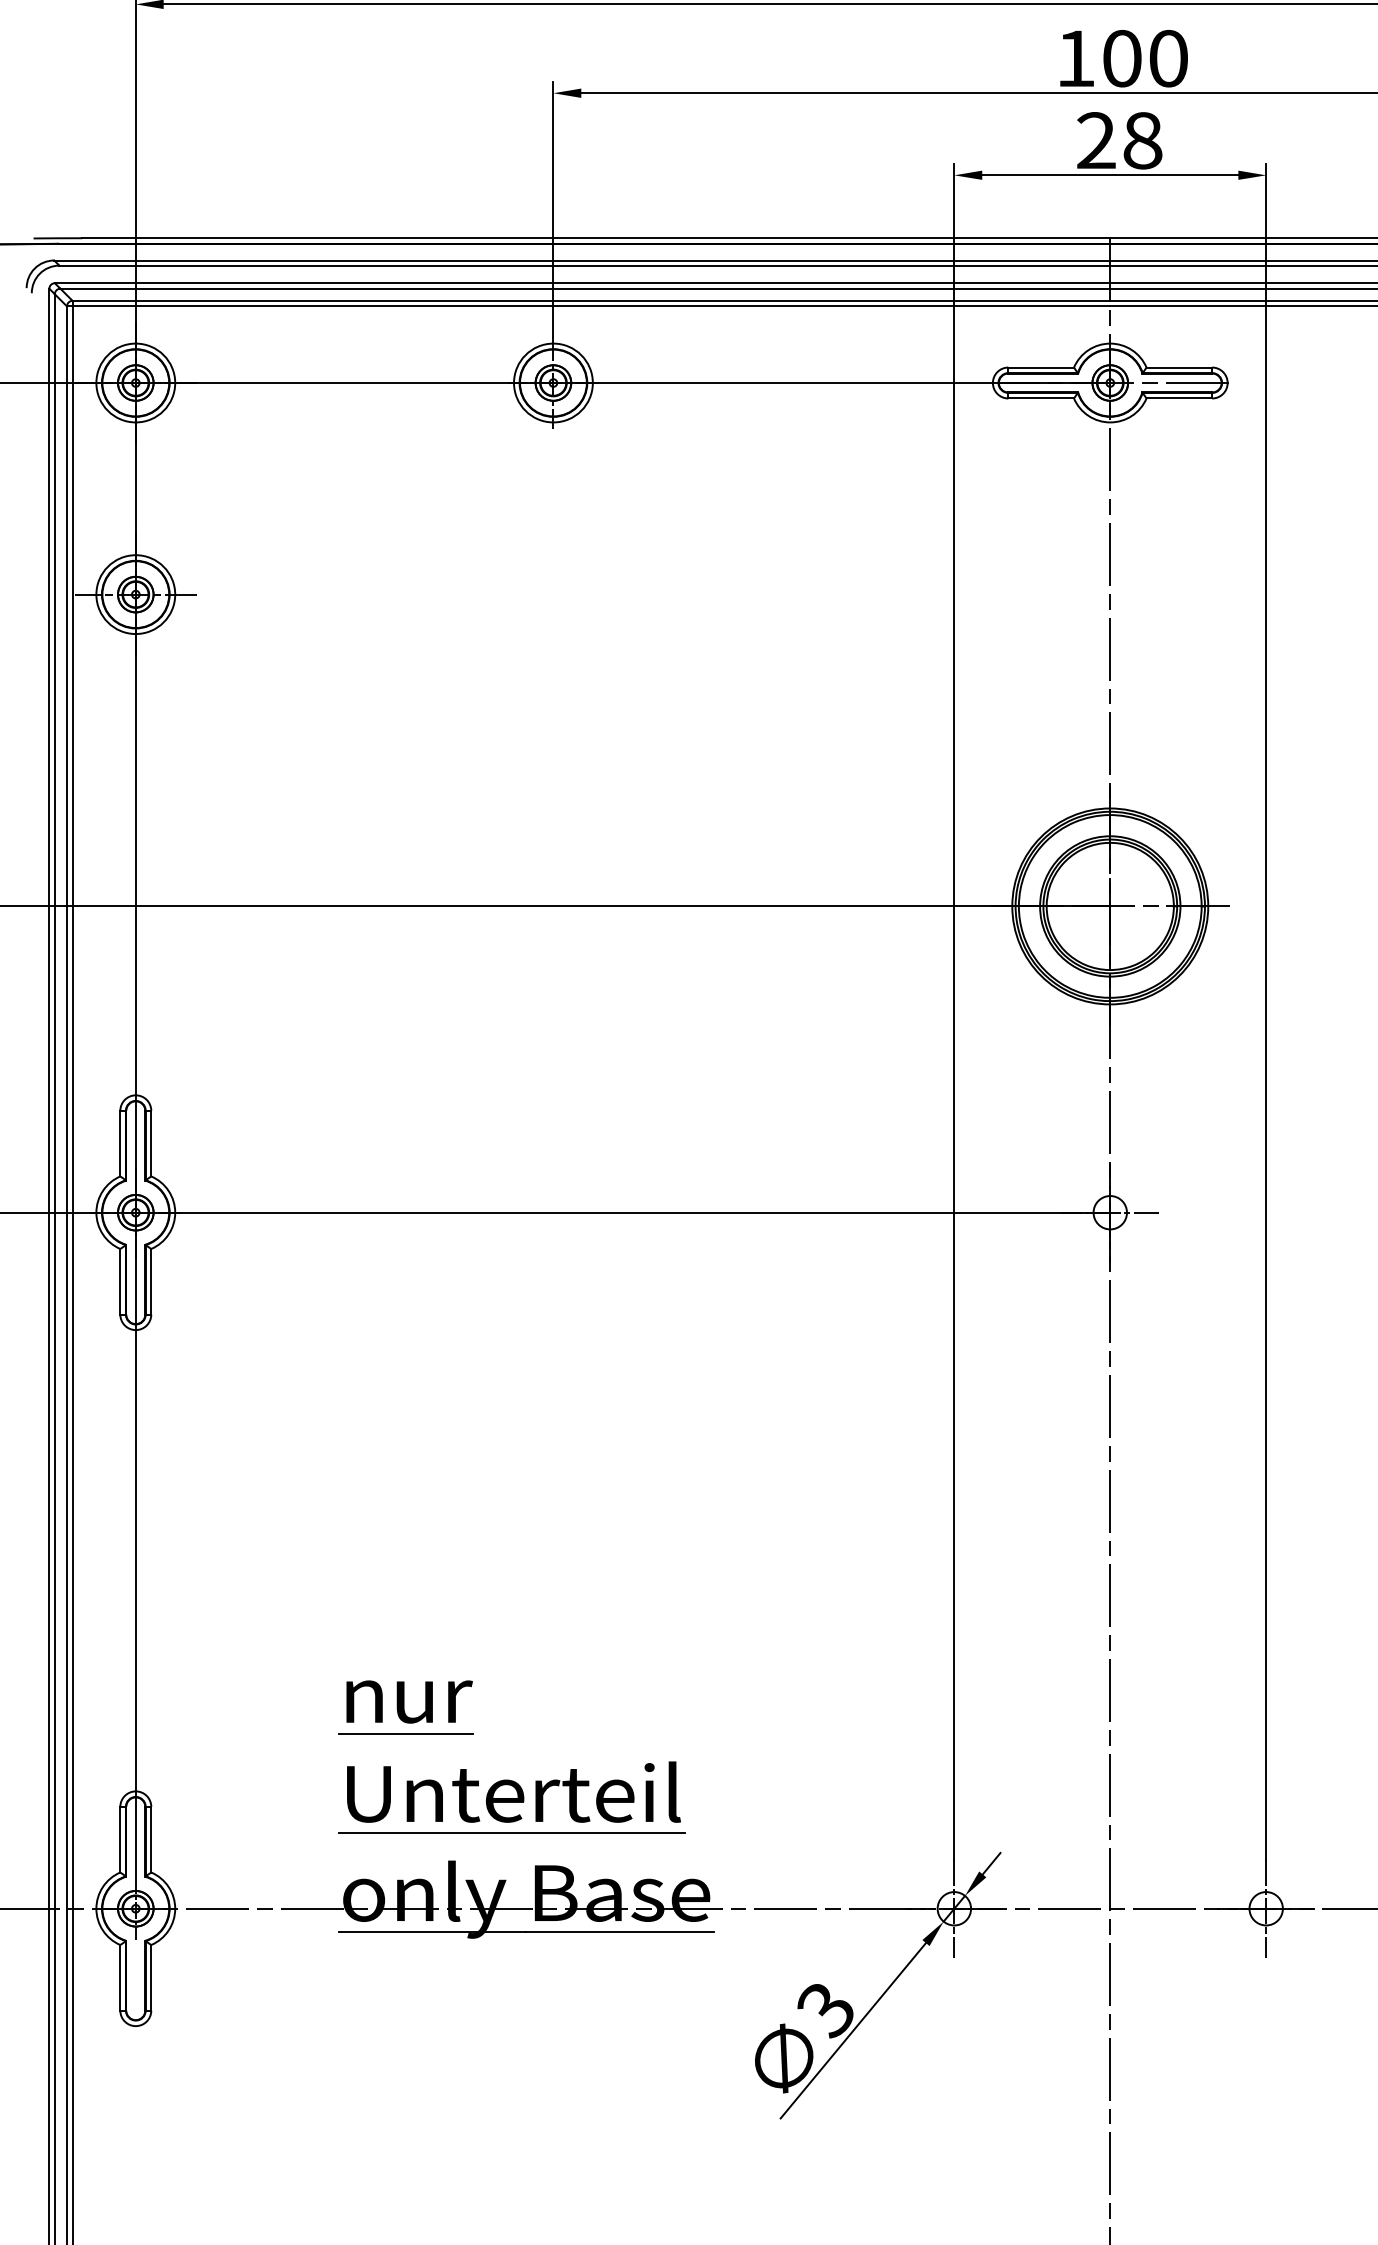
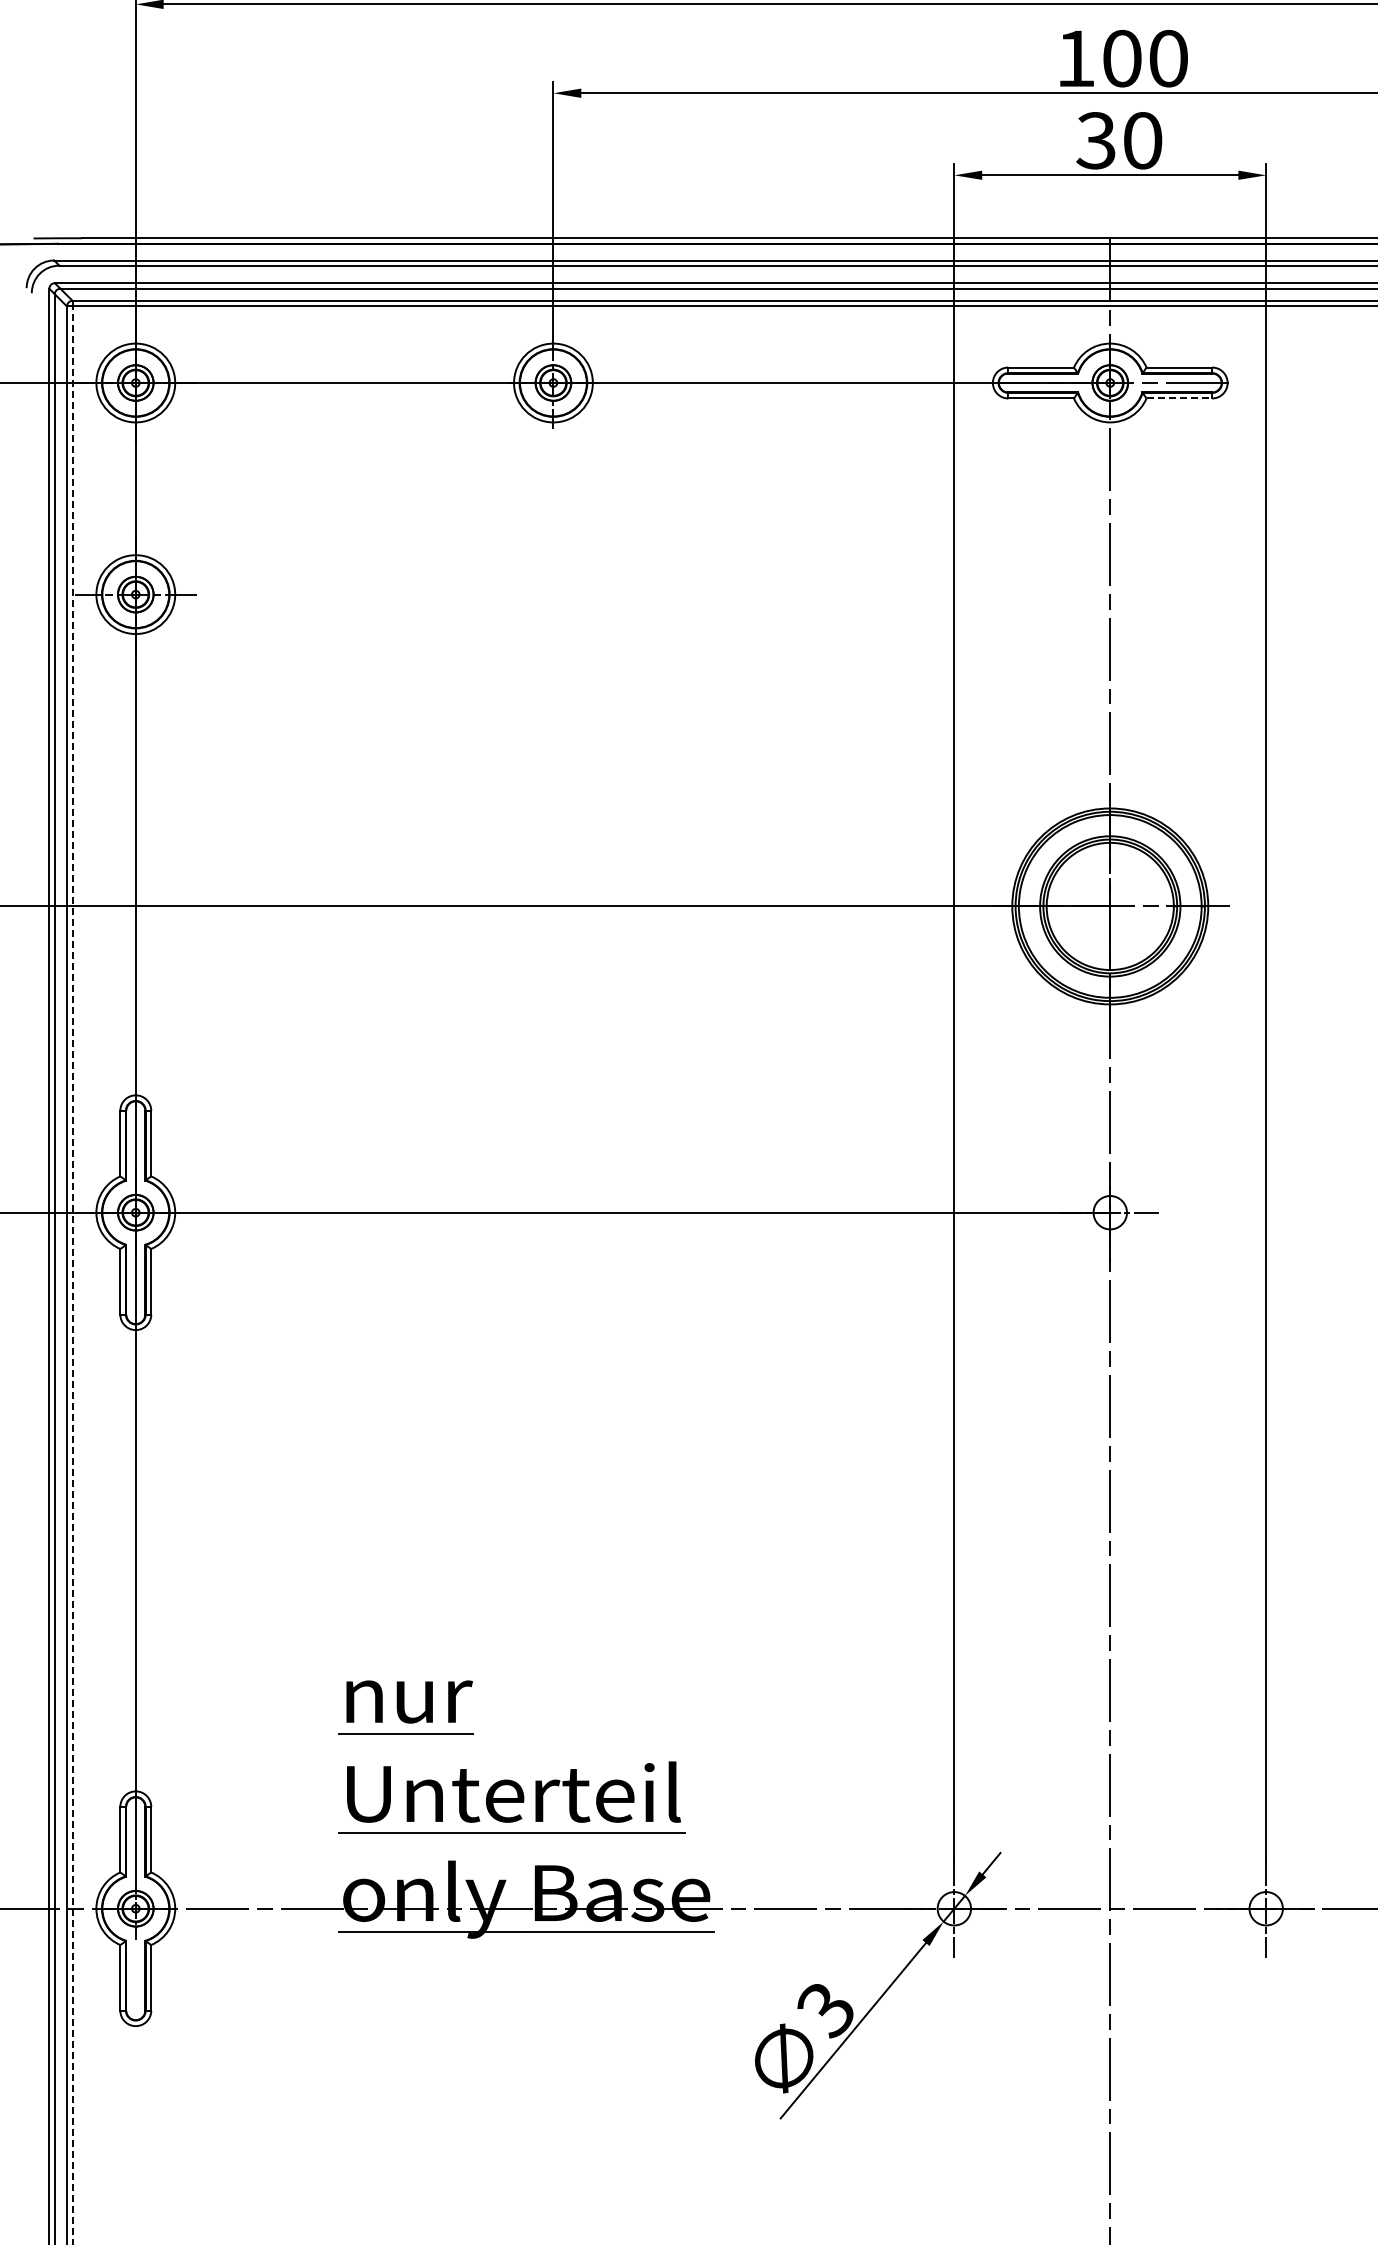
text: 28 -> 30 (1119, 140)
line: solid -> dashed (1179, 398)
line: solid -> dashed (72, 1275)
